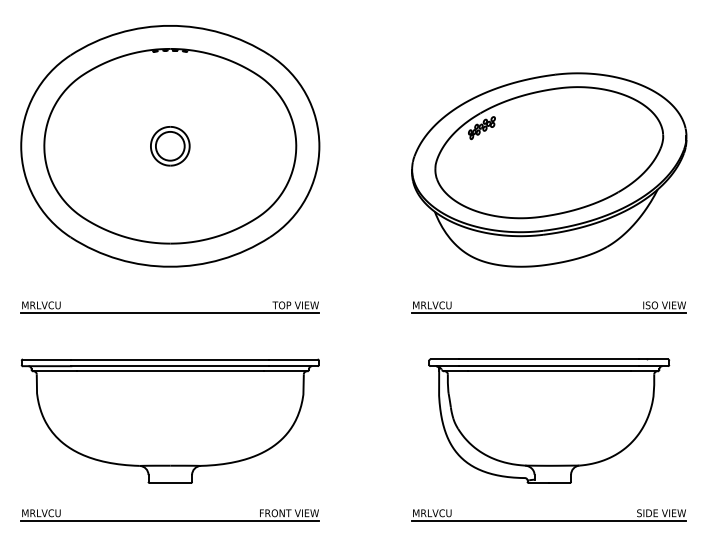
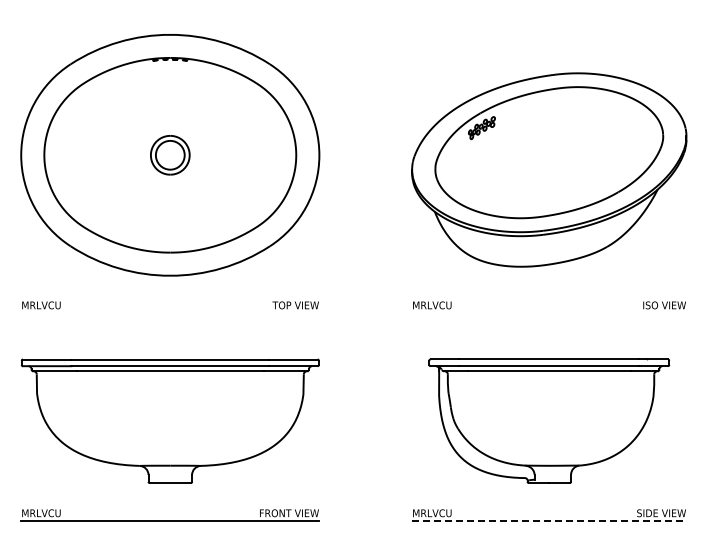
part position: (170, 146) -> (170, 155) (170, 155)
line: present -> none (170, 313)
line: present -> none (549, 313)
line: solid -> dashed (549, 521)
